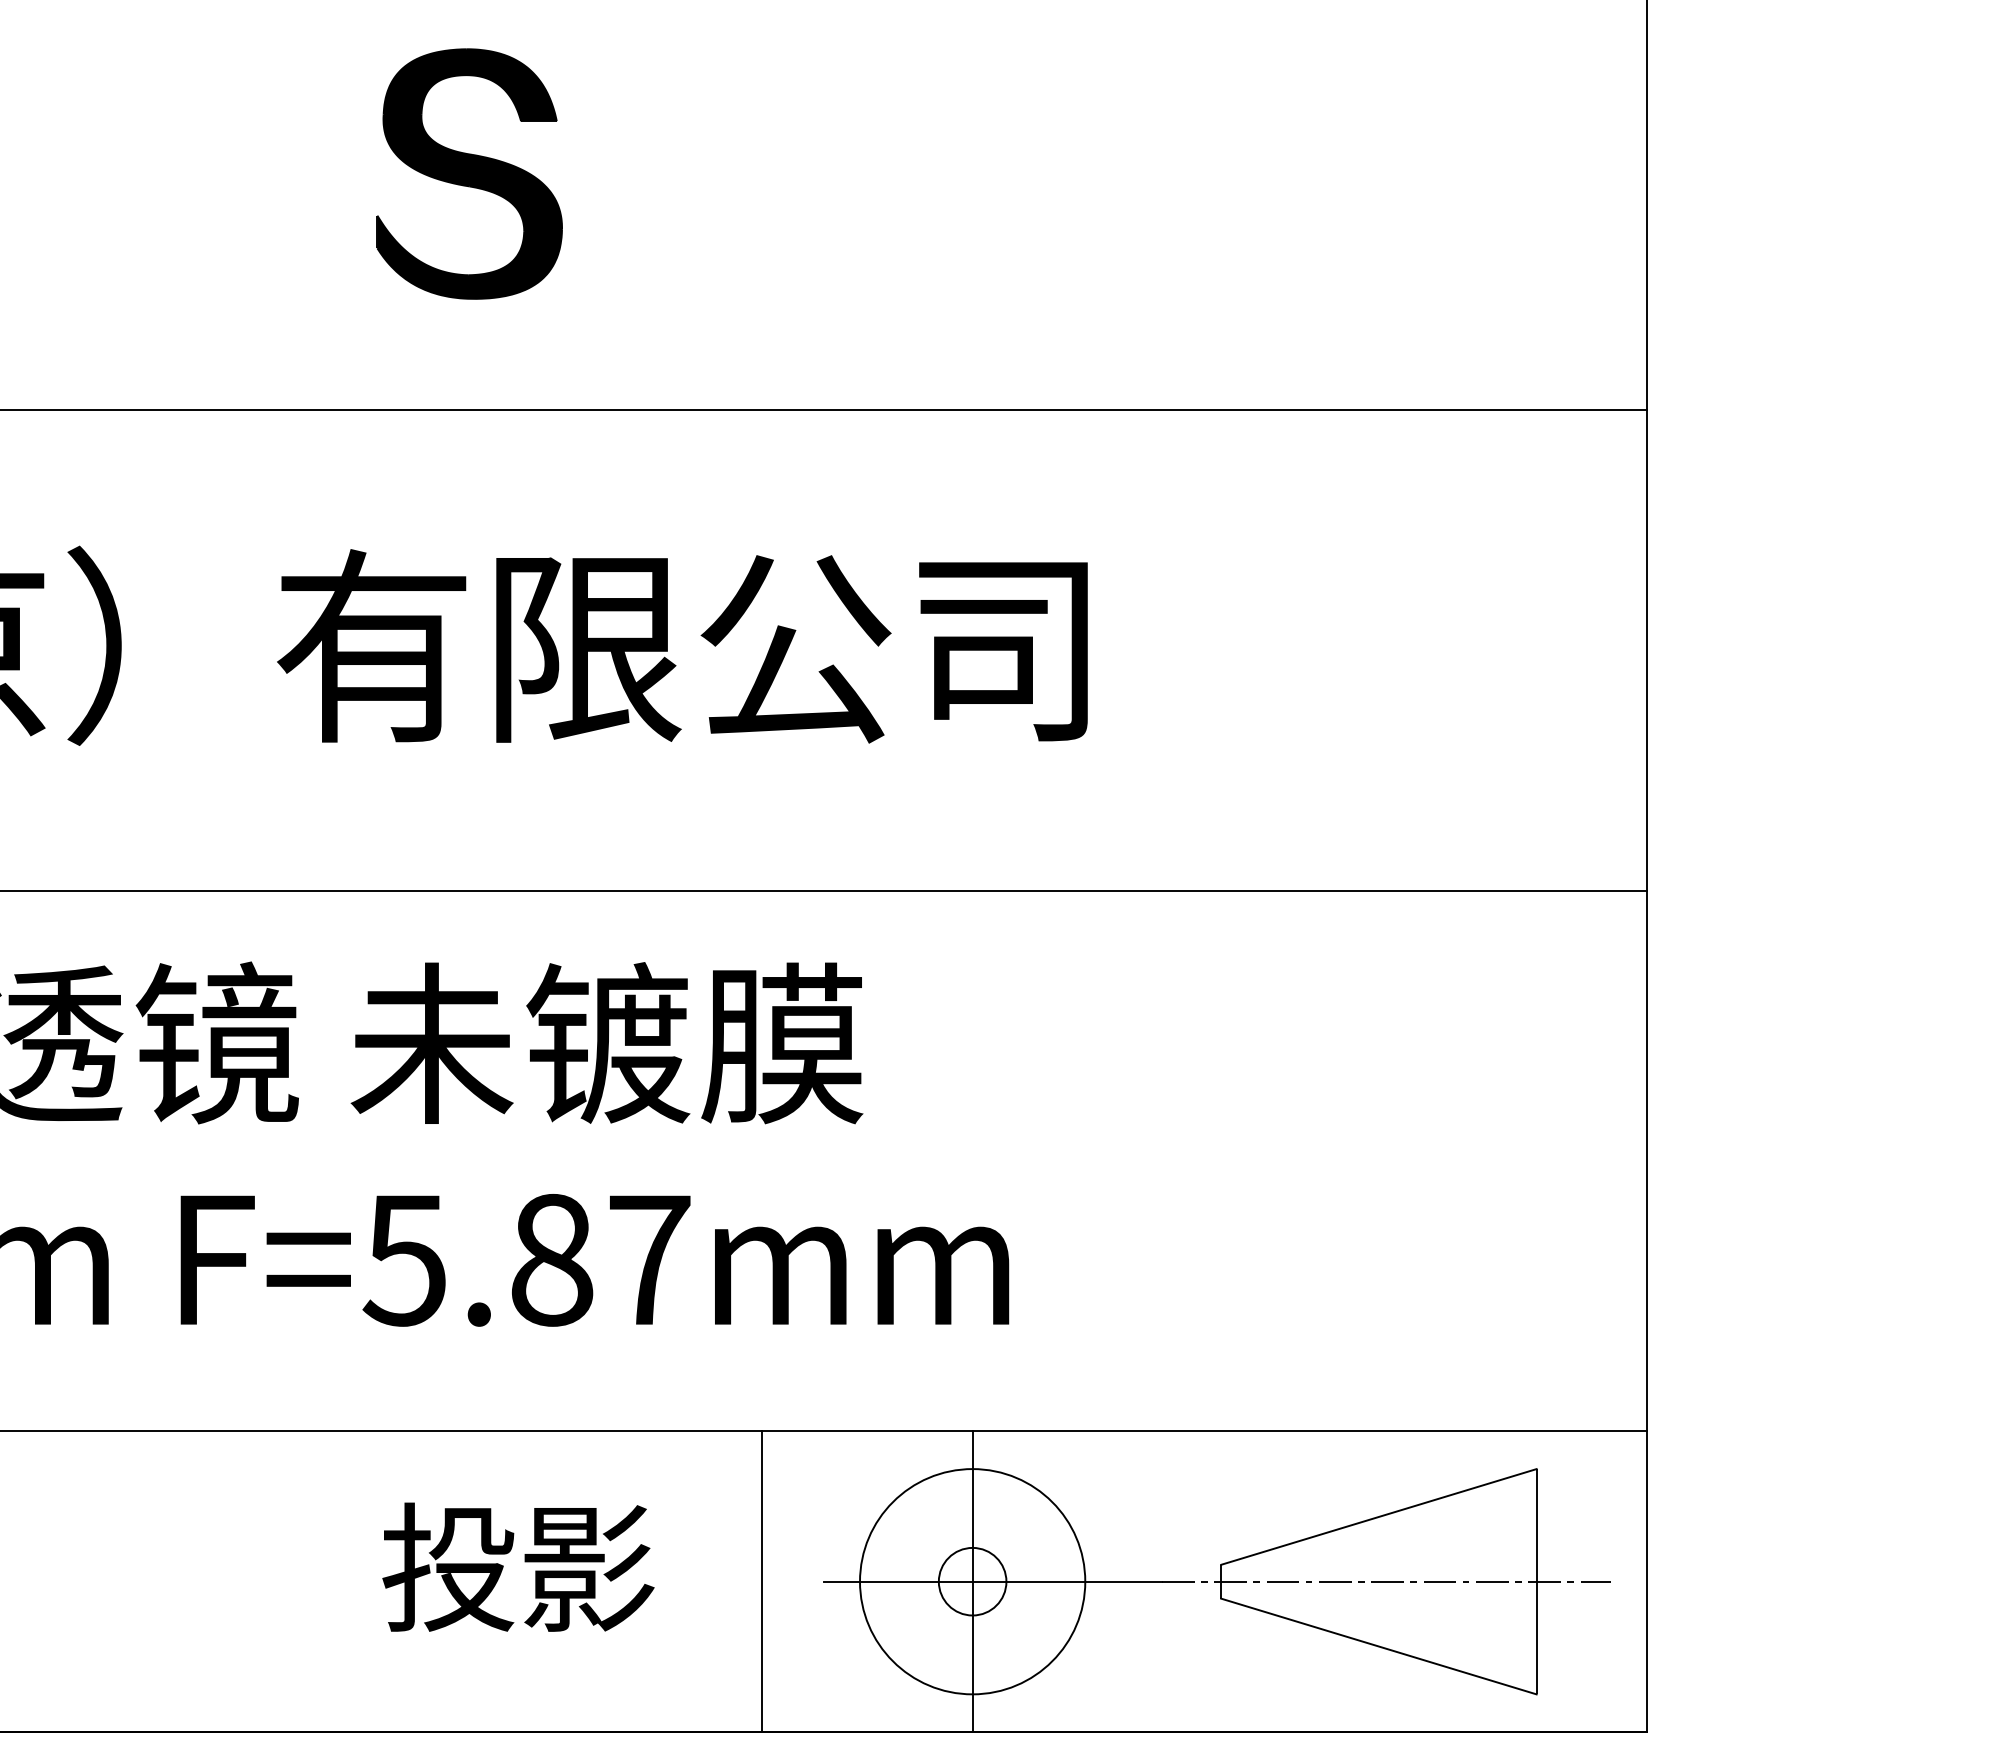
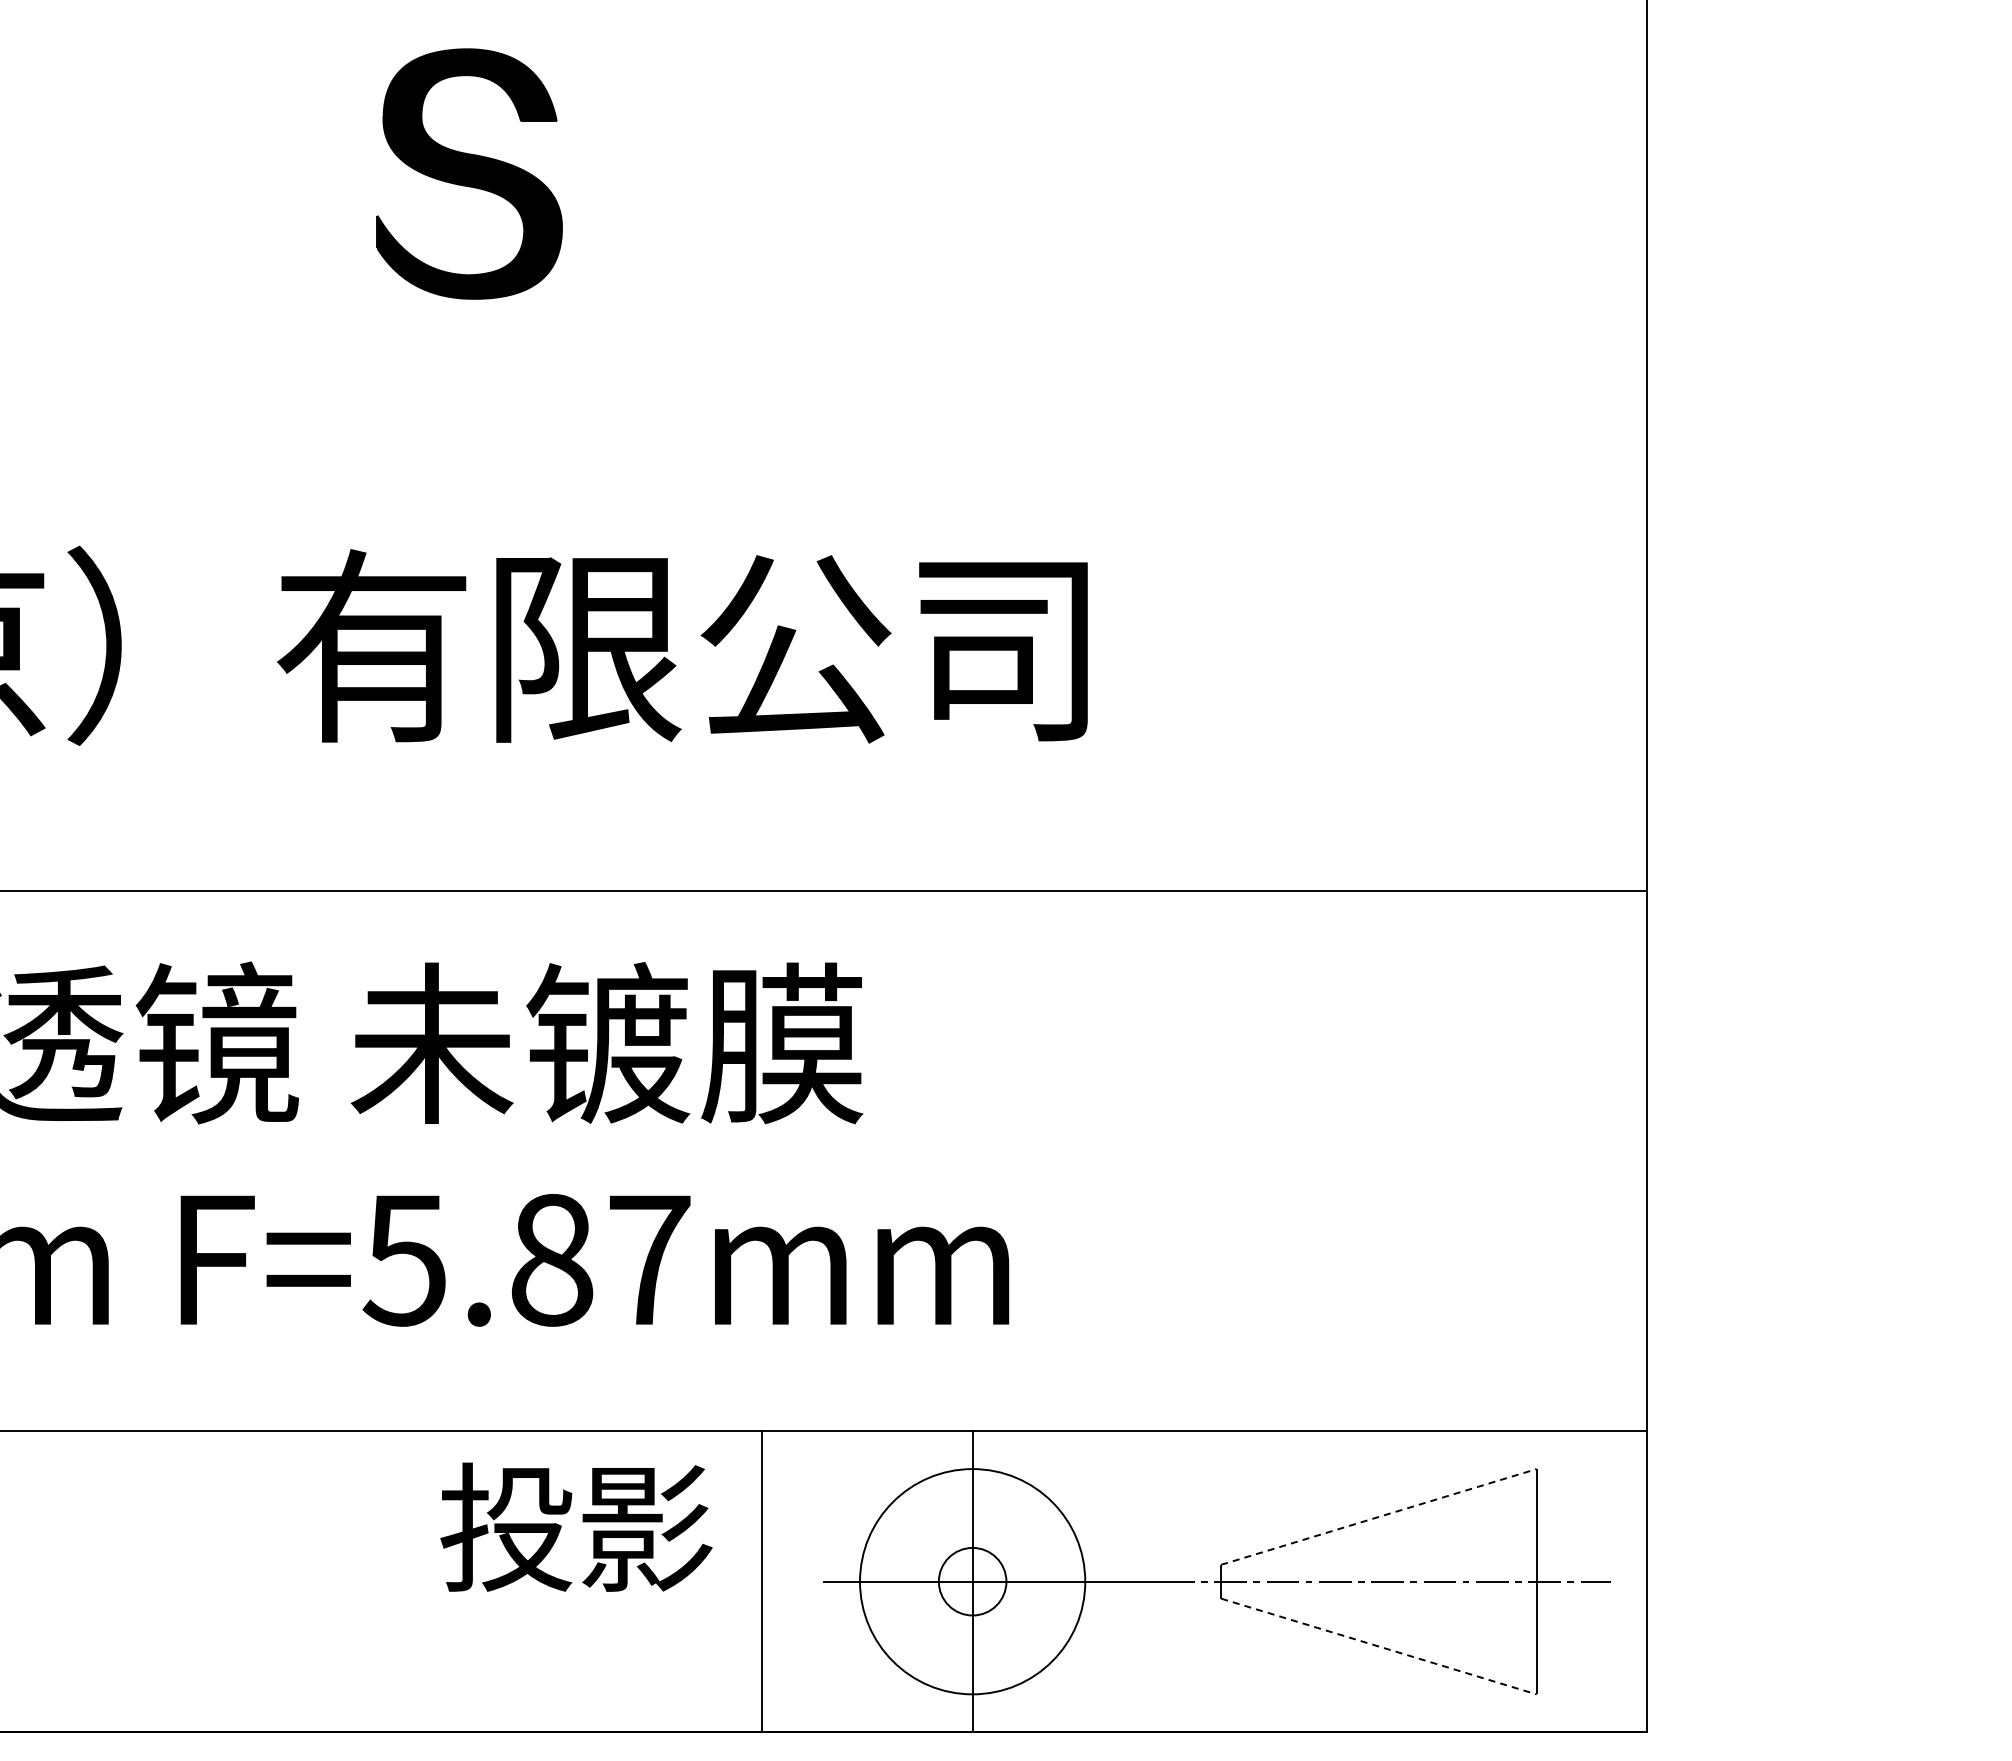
line: present -> none (824, 410)
line: solid -> dashed (1378, 1516)
text position: (518, 1566) -> (576, 1526) (576, 1526)
line: solid -> dashed (1378, 1646)
